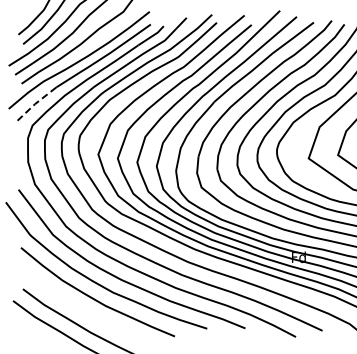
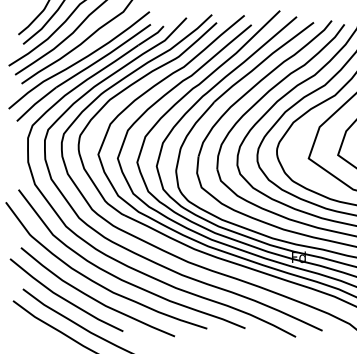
line: dashed -> solid (35, 104)
curve: none -> present (65, 298)
